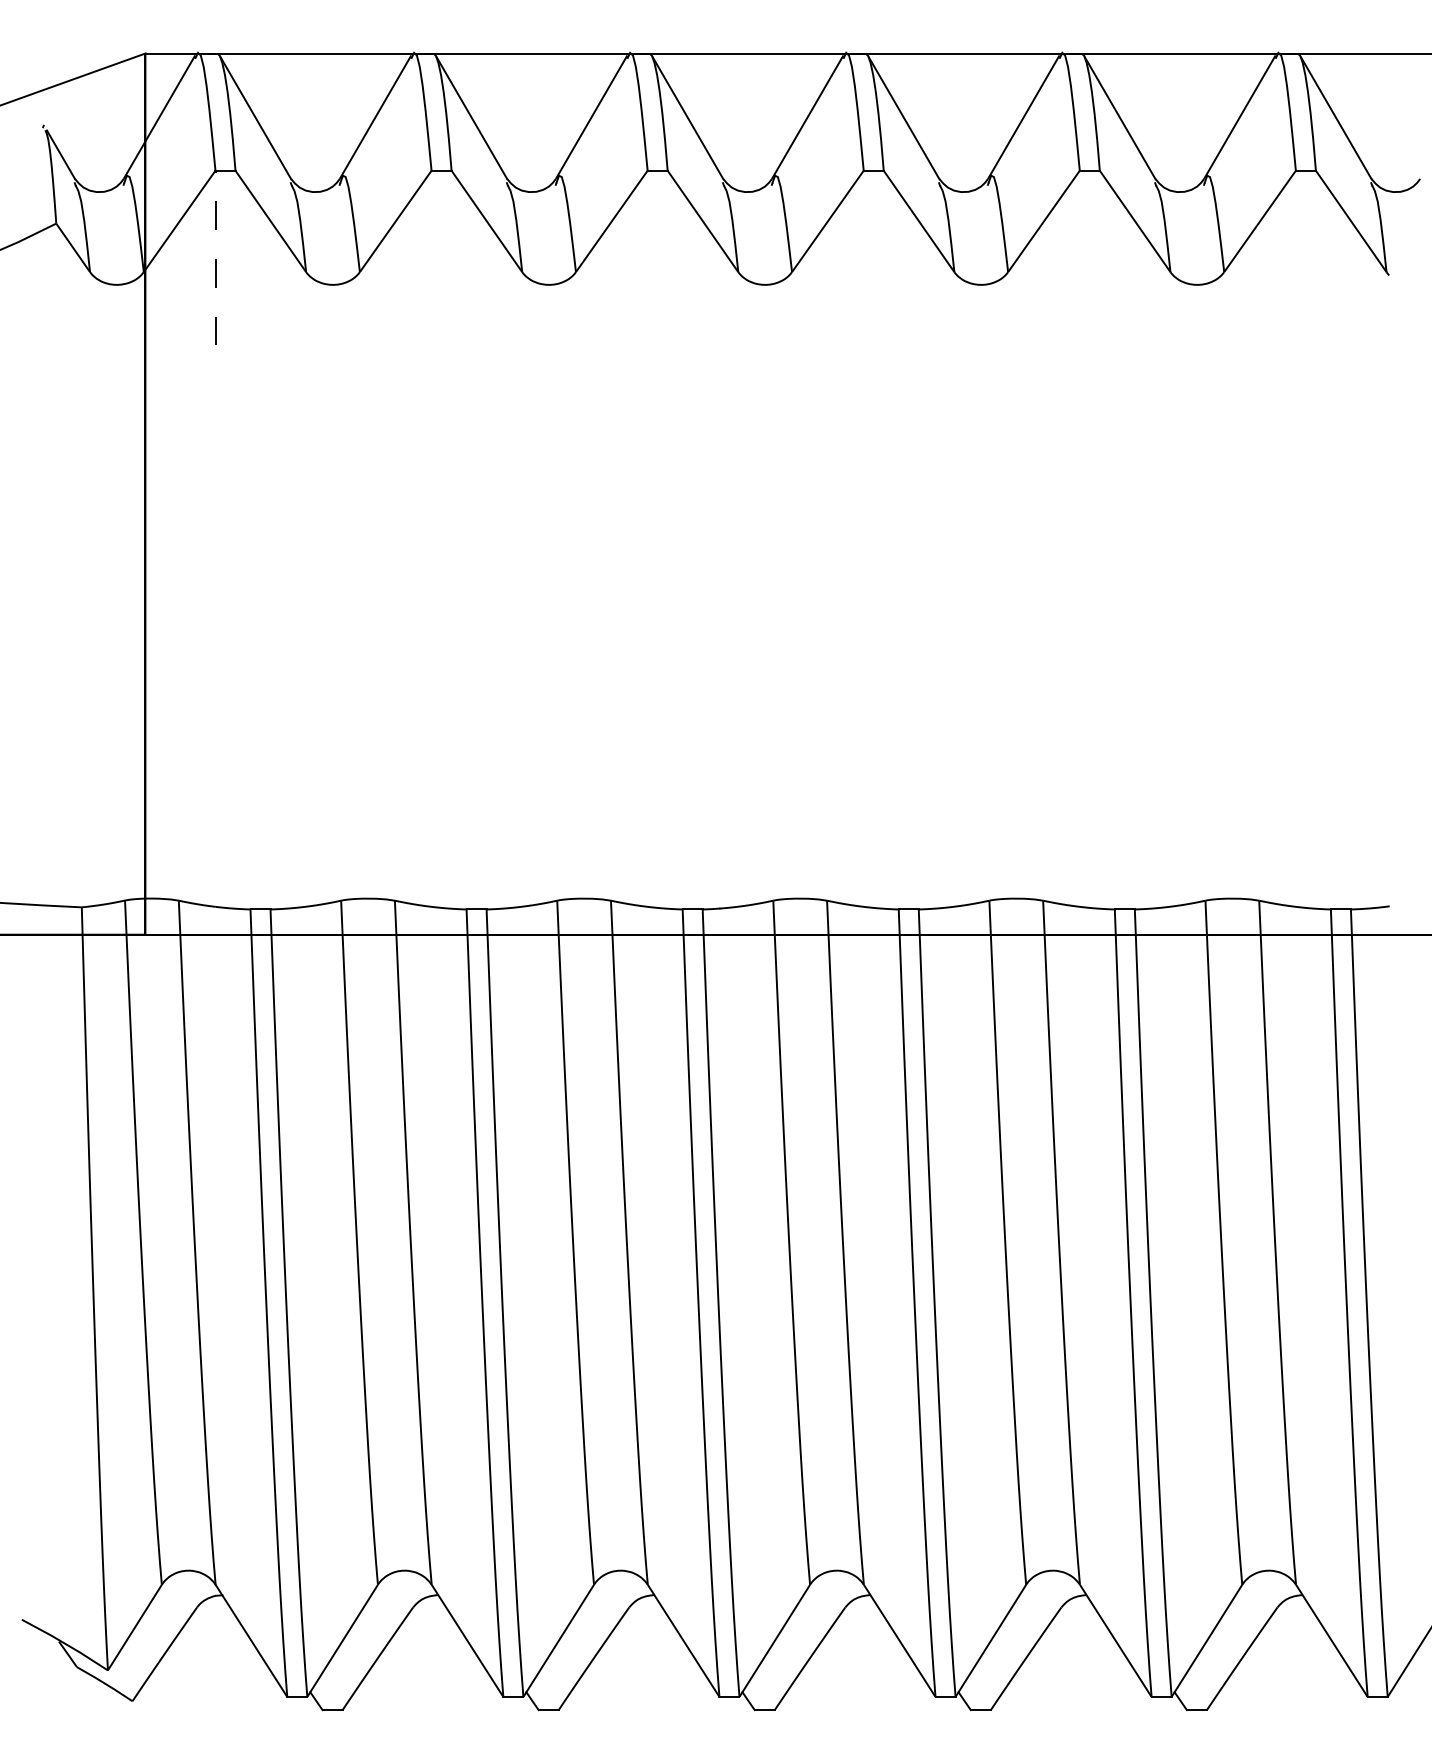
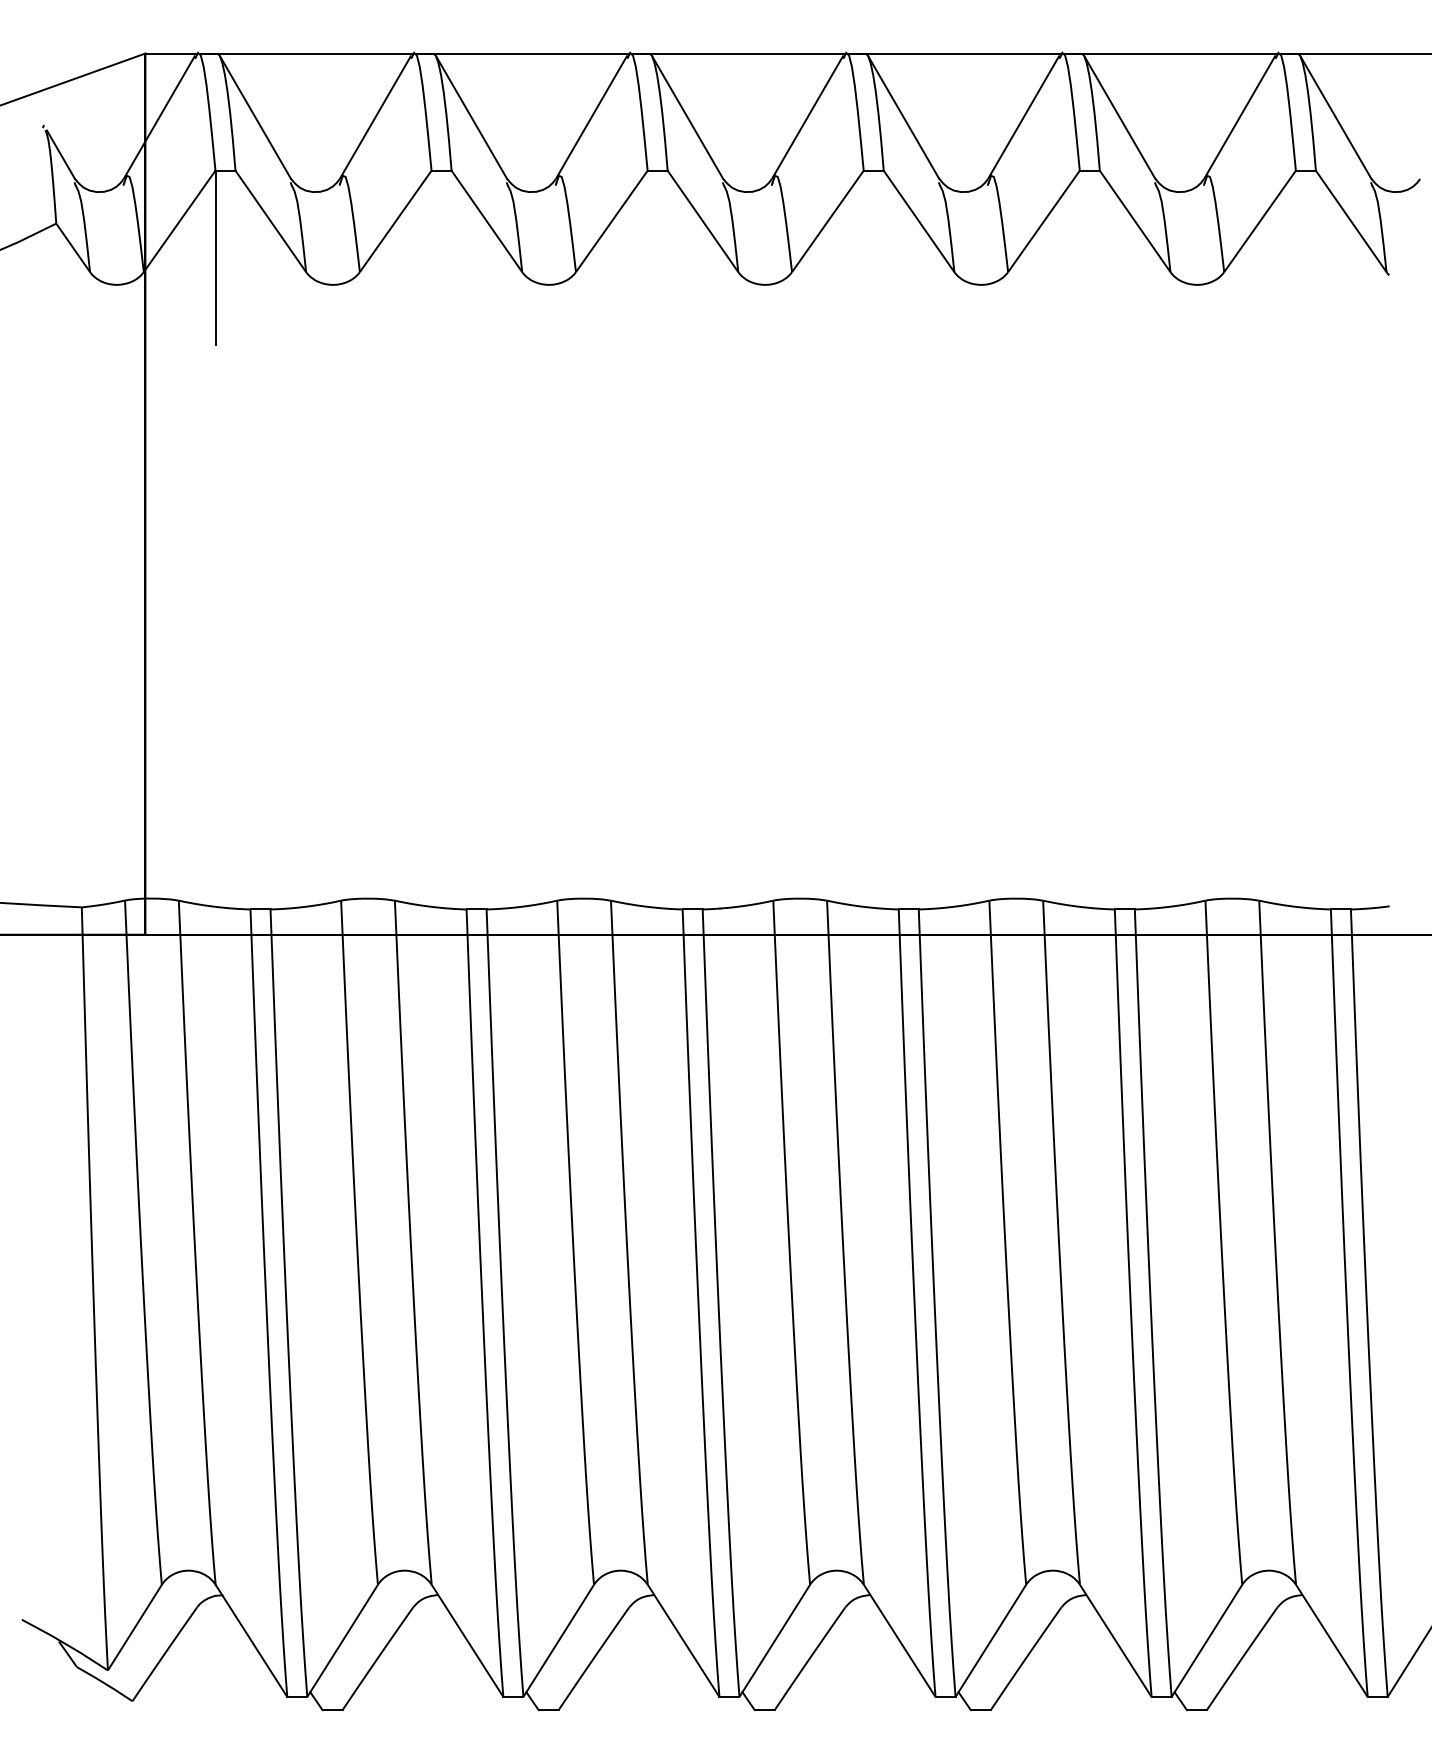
line: dashed -> solid (215, 257)
